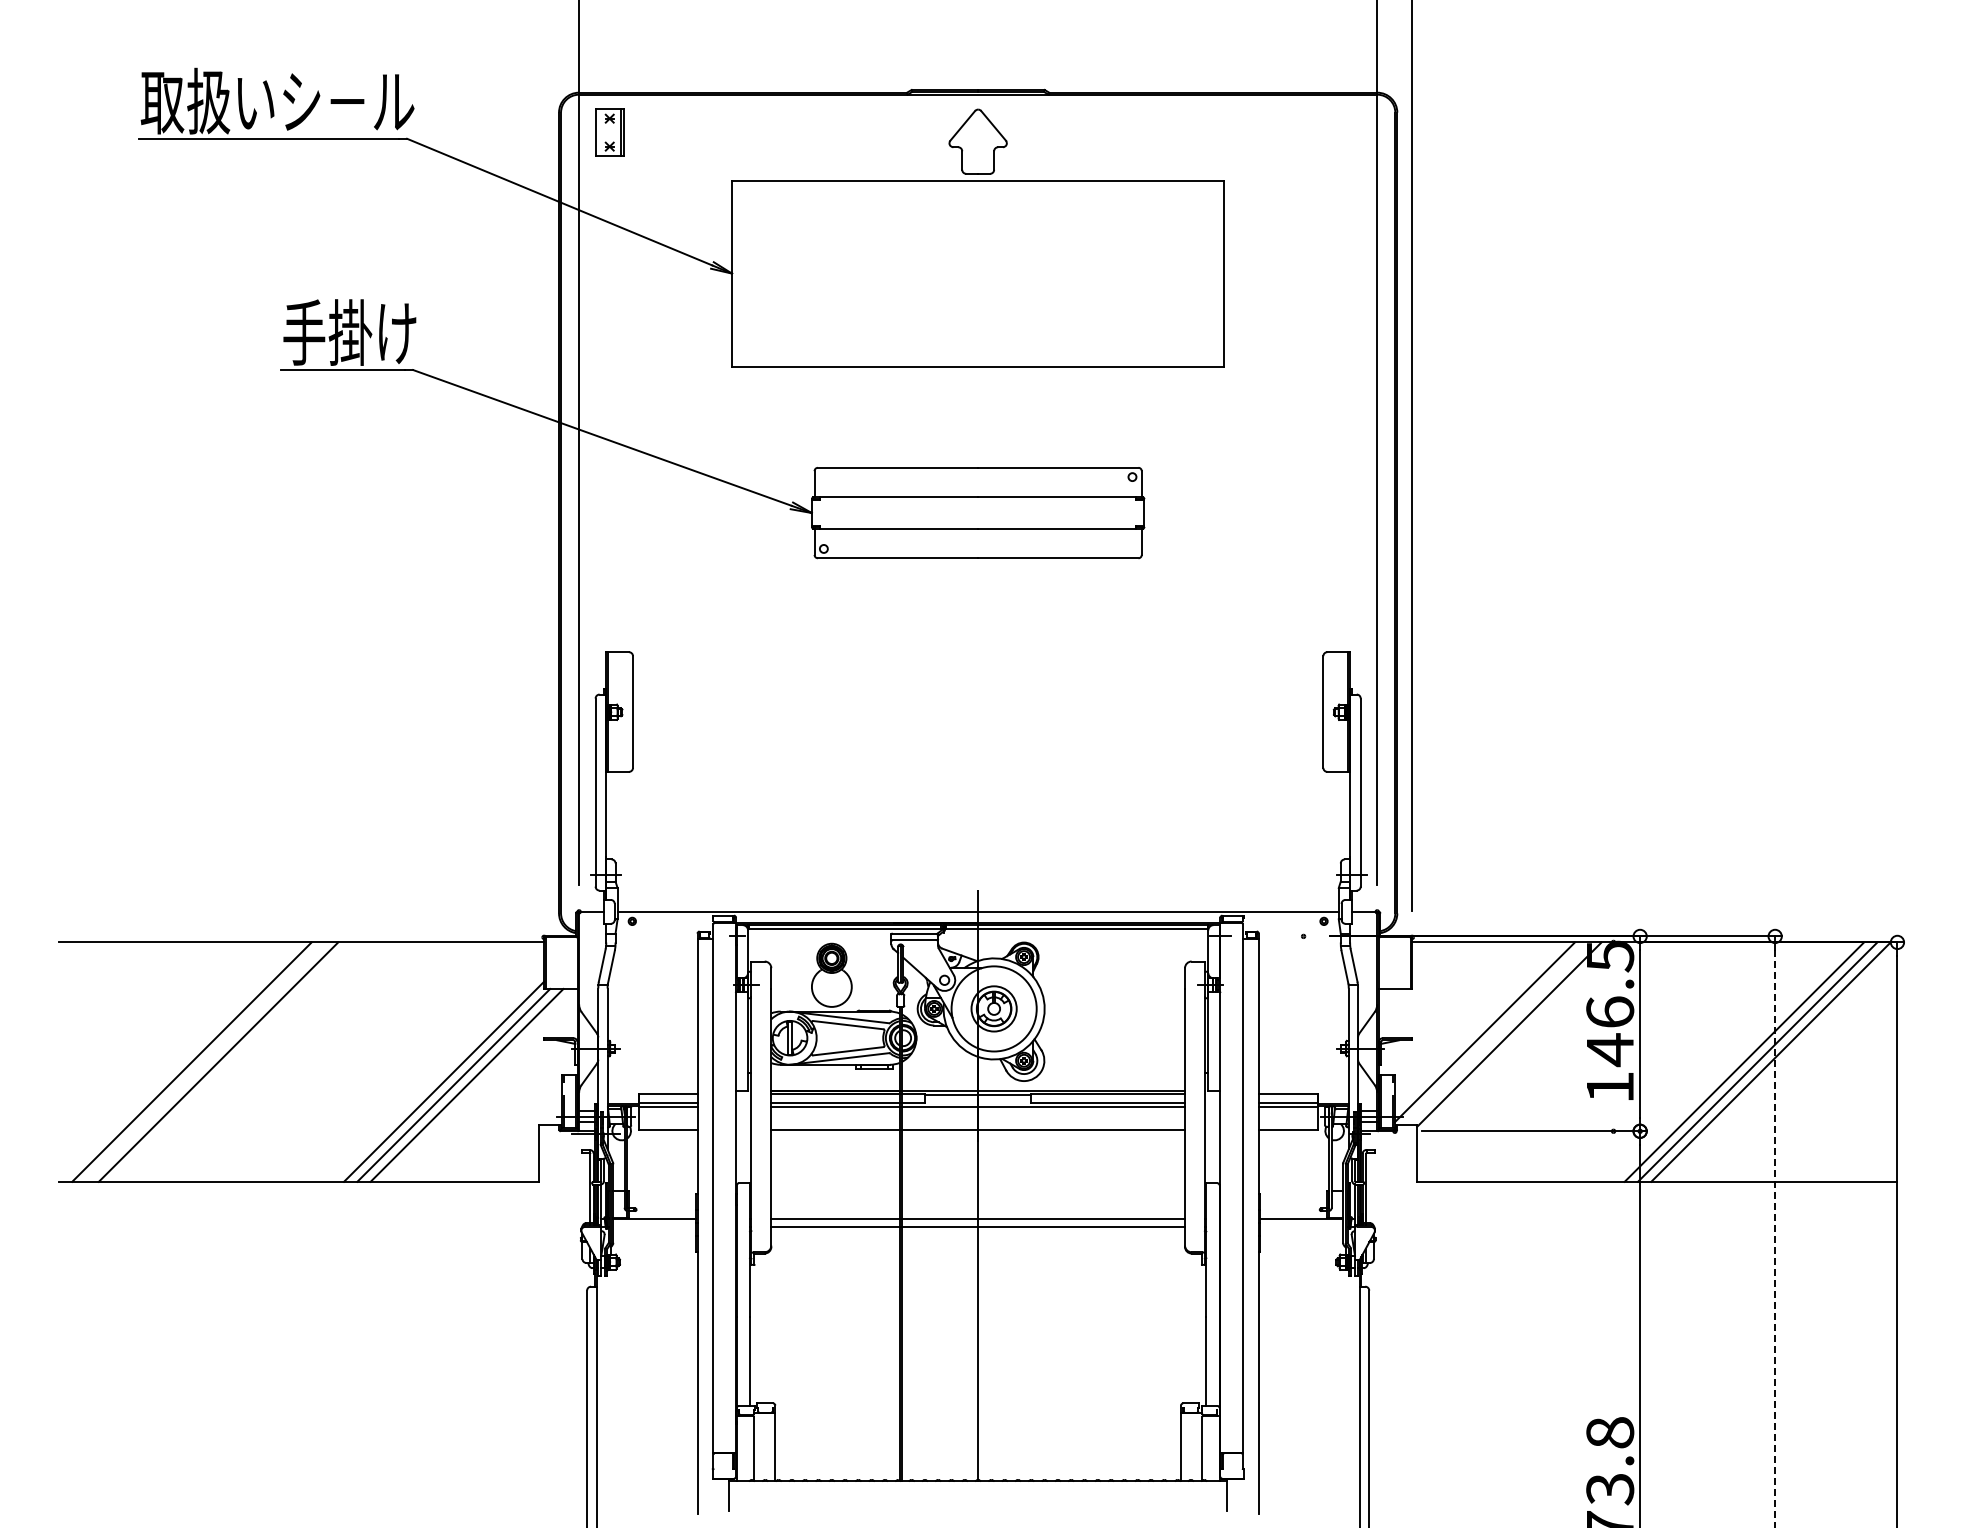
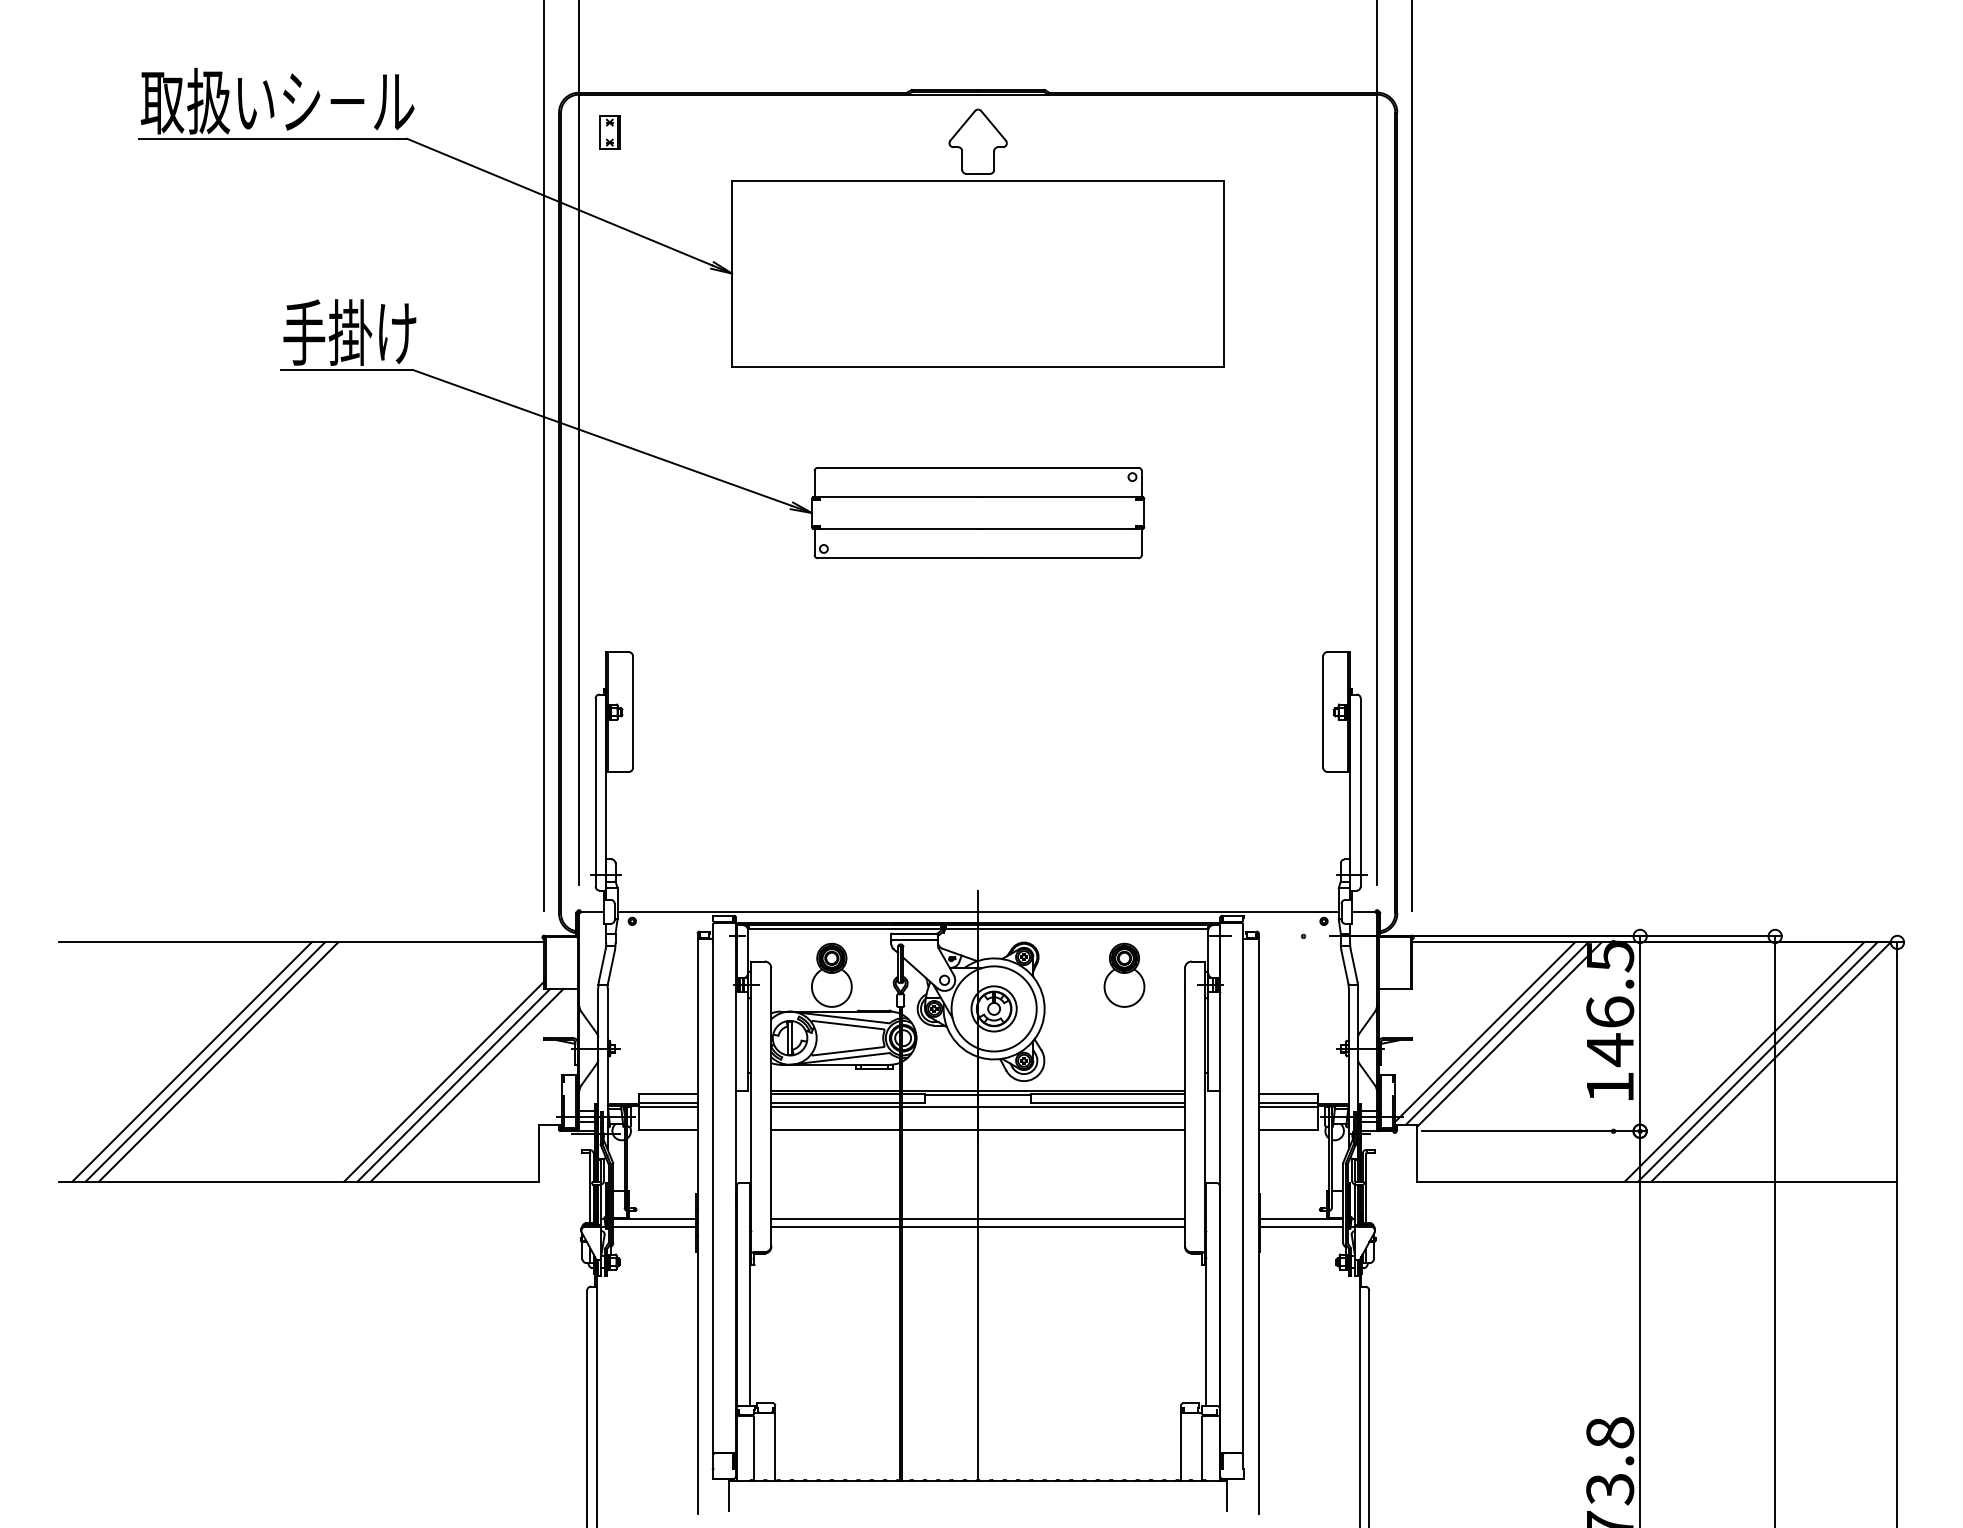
part size: 30x49 px -> 22x35 px (609, 132)
line: none -> present (544, 456)
part: none -> present (1124, 974)
line: none -> present (1497, 1033)
line: none -> present (204, 1061)
line: none -> present (654, 1227)
line: none -> present (1301, 1227)
line: dashed -> solid (1775, 1238)
